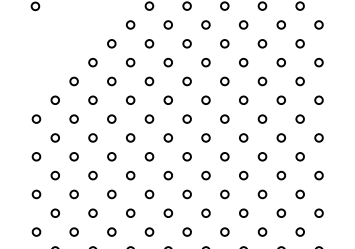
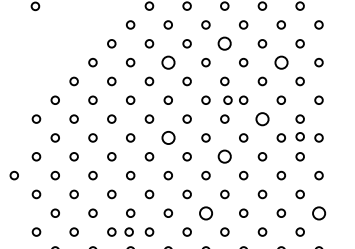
circle size: 10x10 px -> 15x15 px (224, 43)
circle size: 10x11 px -> 15x15 px (168, 62)
circle size: 10x11 px -> 15x15 px (281, 62)
circle: none -> present (227, 99)
circle size: 11x10 px -> 15x15 px (262, 119)
circle: none -> present (299, 136)
circle size: 10x10 px -> 15x14 px (168, 137)
circle size: 10x10 px -> 15x15 px (224, 156)
circle: none -> present (13, 175)
circle size: 10x10 px -> 14x15 px (205, 213)
circle size: 10x10 px -> 15x15 px (319, 213)
circle: none -> present (128, 231)
